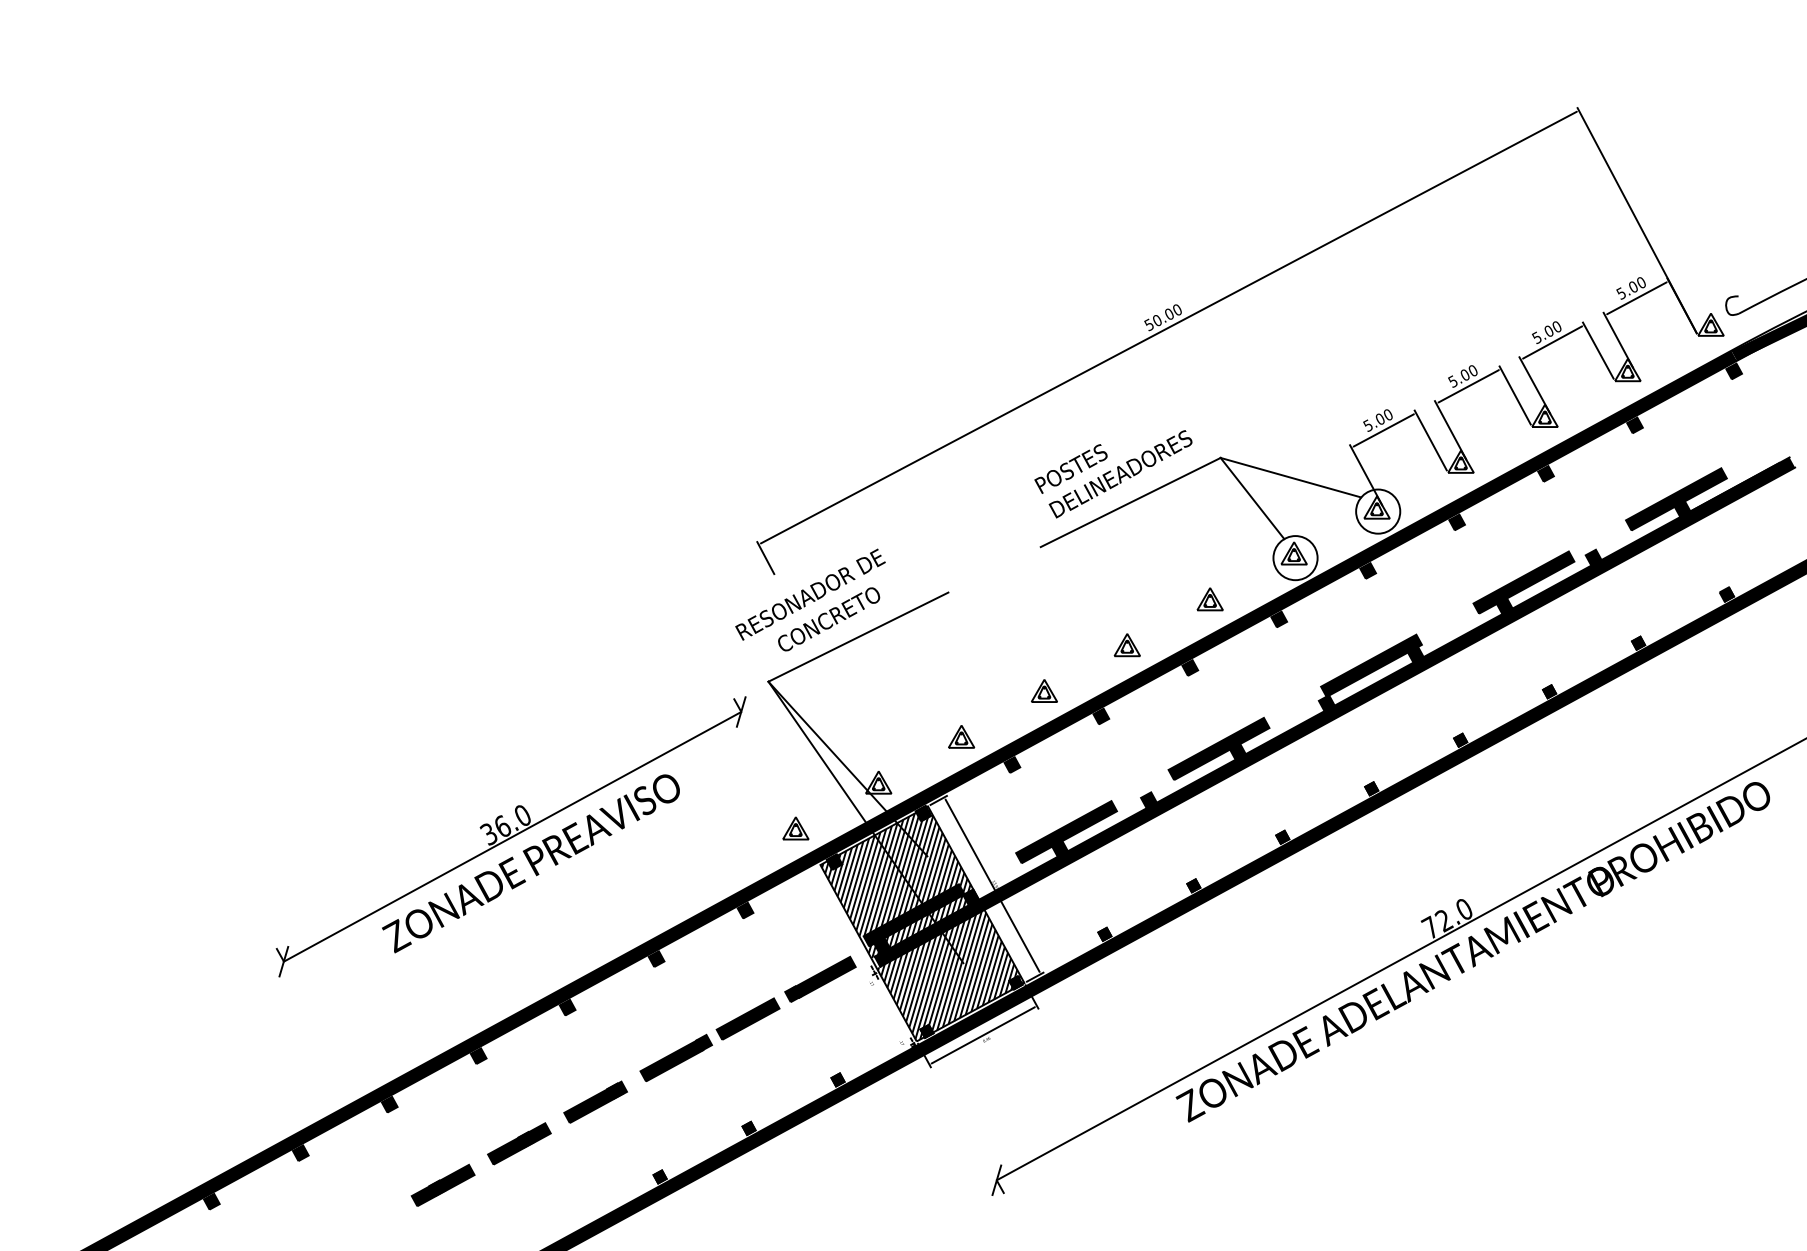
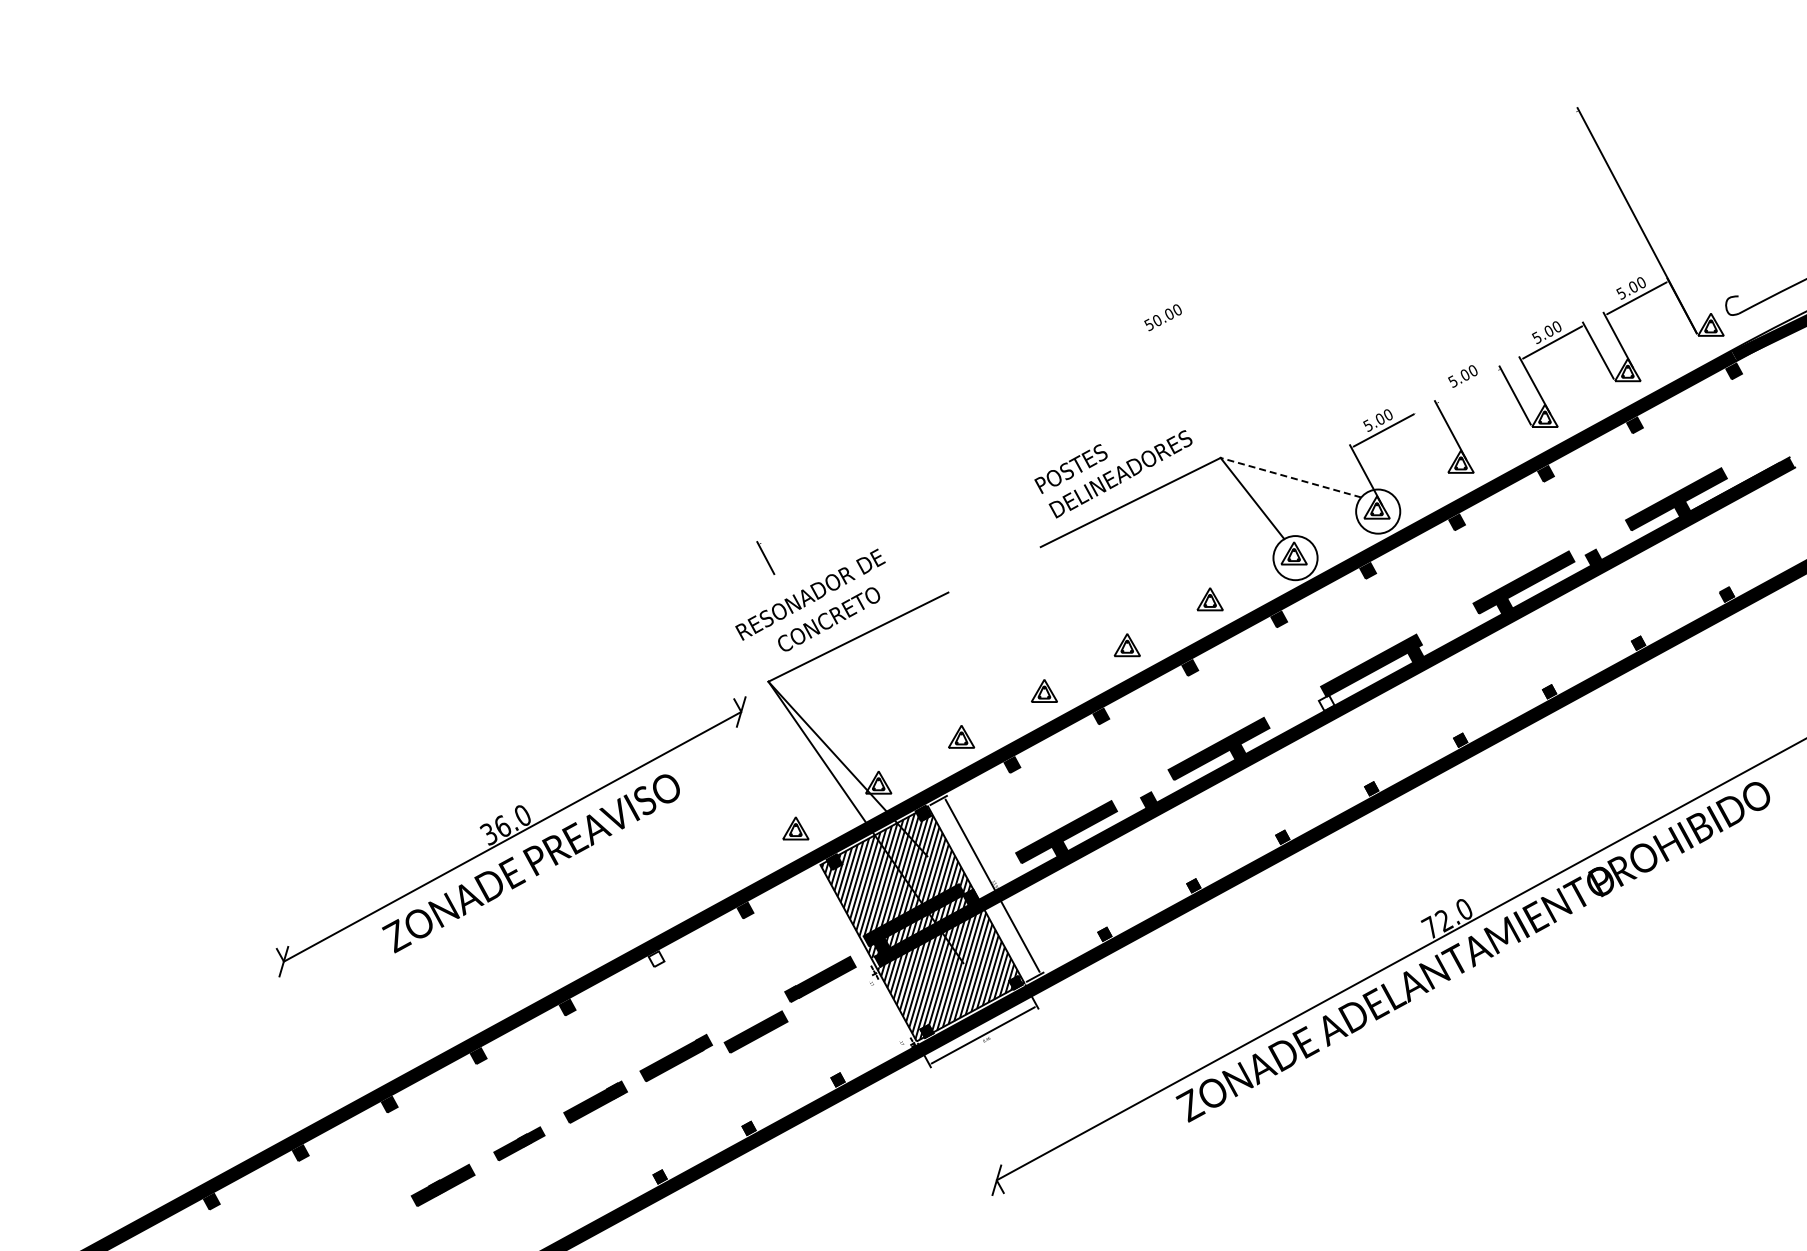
line: present -> none (1168, 327)
line: present -> none (1468, 386)
line: present -> none (1430, 440)
line: solid -> dashed (1290, 477)
fill: present -> none (1326, 703)
fill: present -> none (656, 959)
part position: (747, 1018) -> (755, 1031) (755, 1031)
part size: 65x44 px -> 53x36 px (519, 1143)
